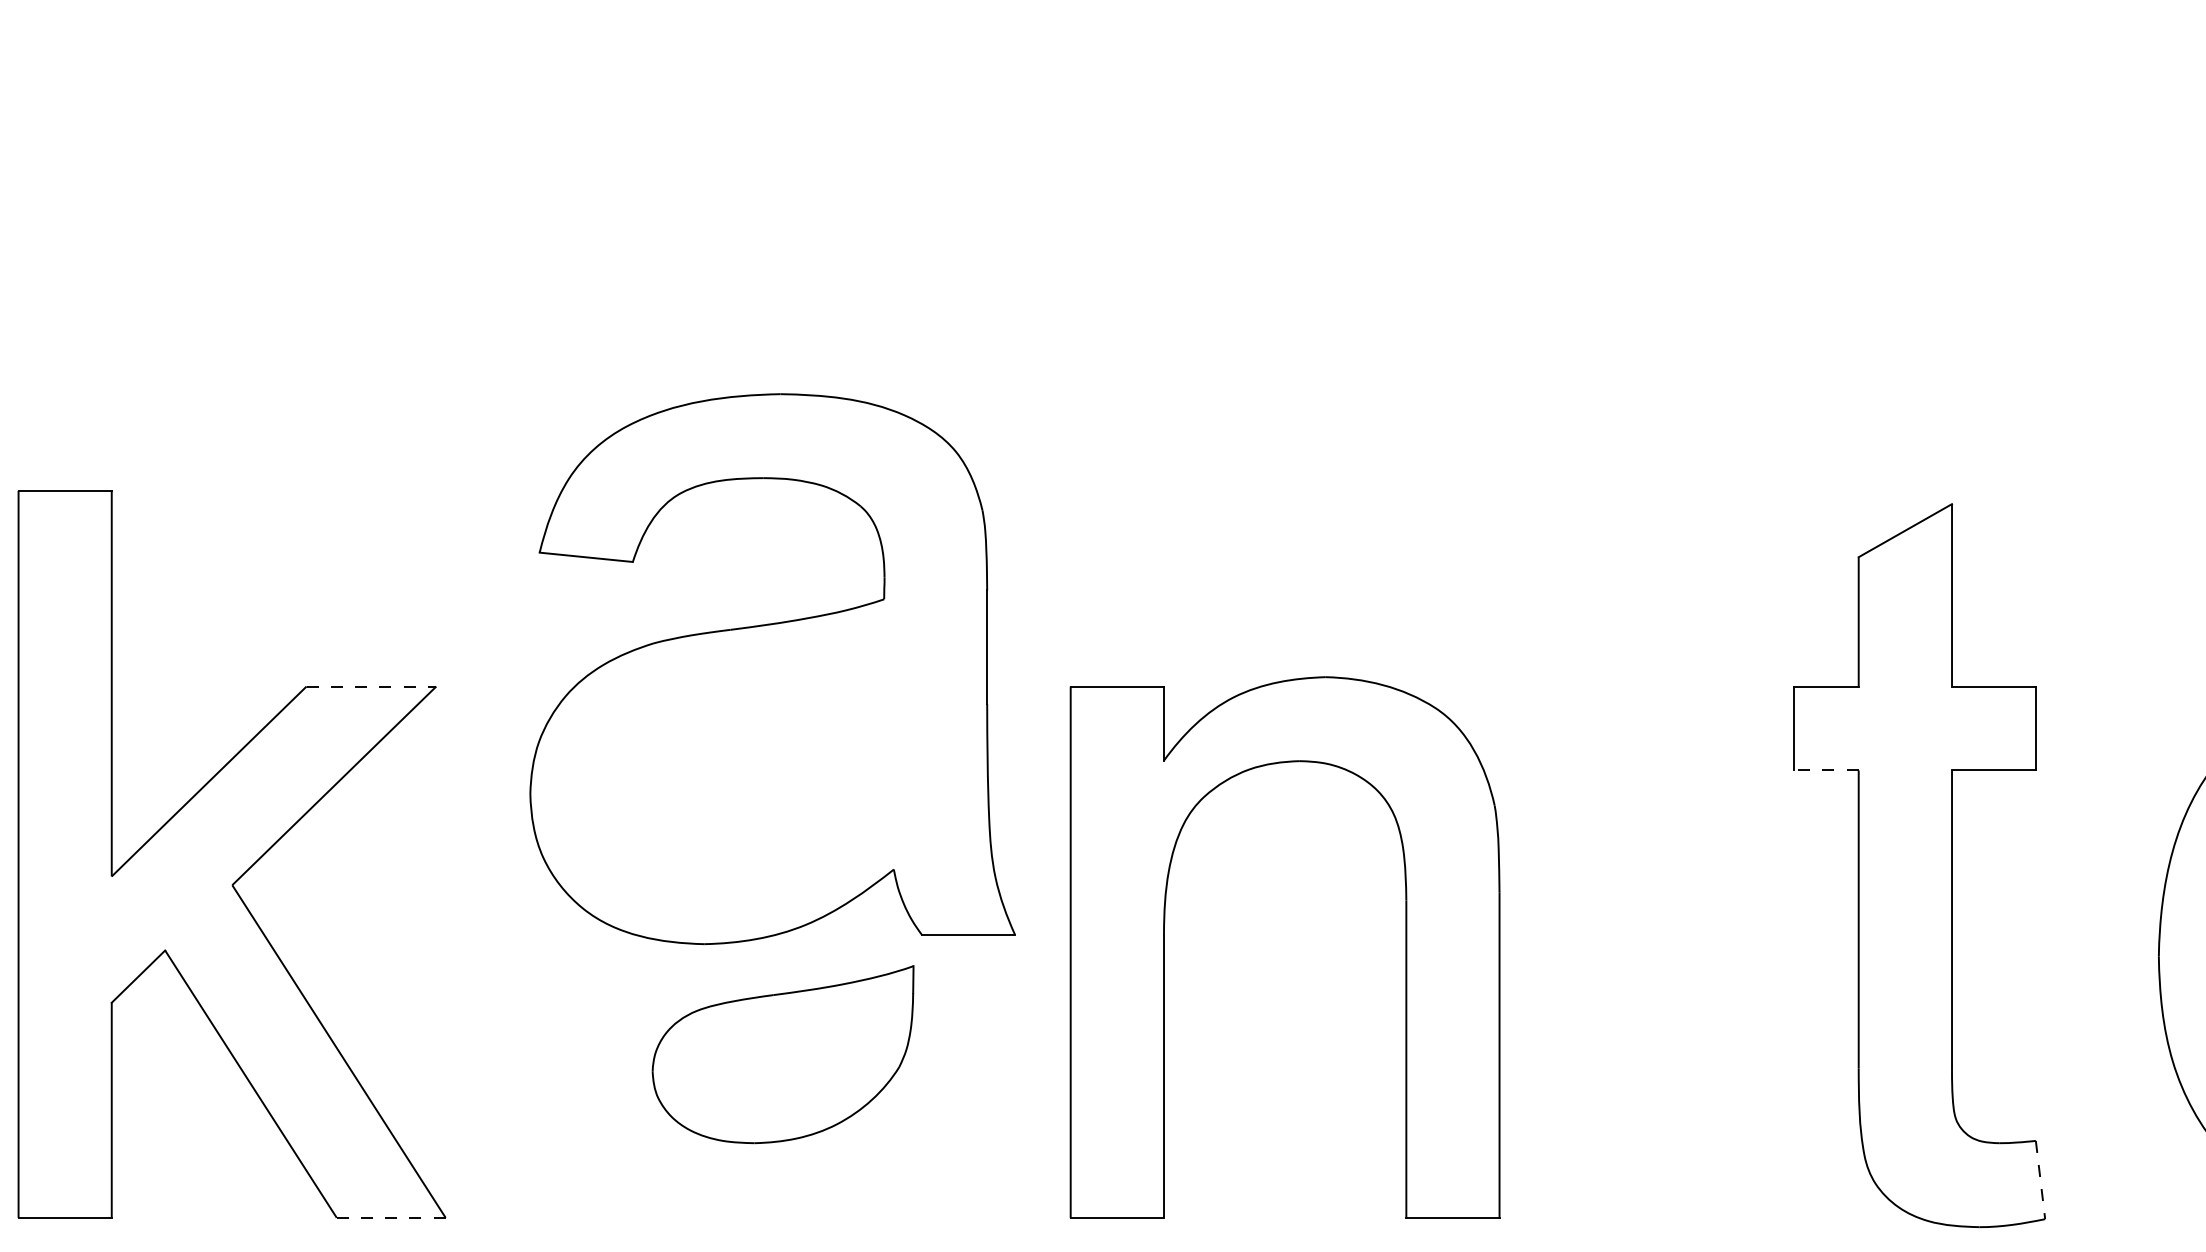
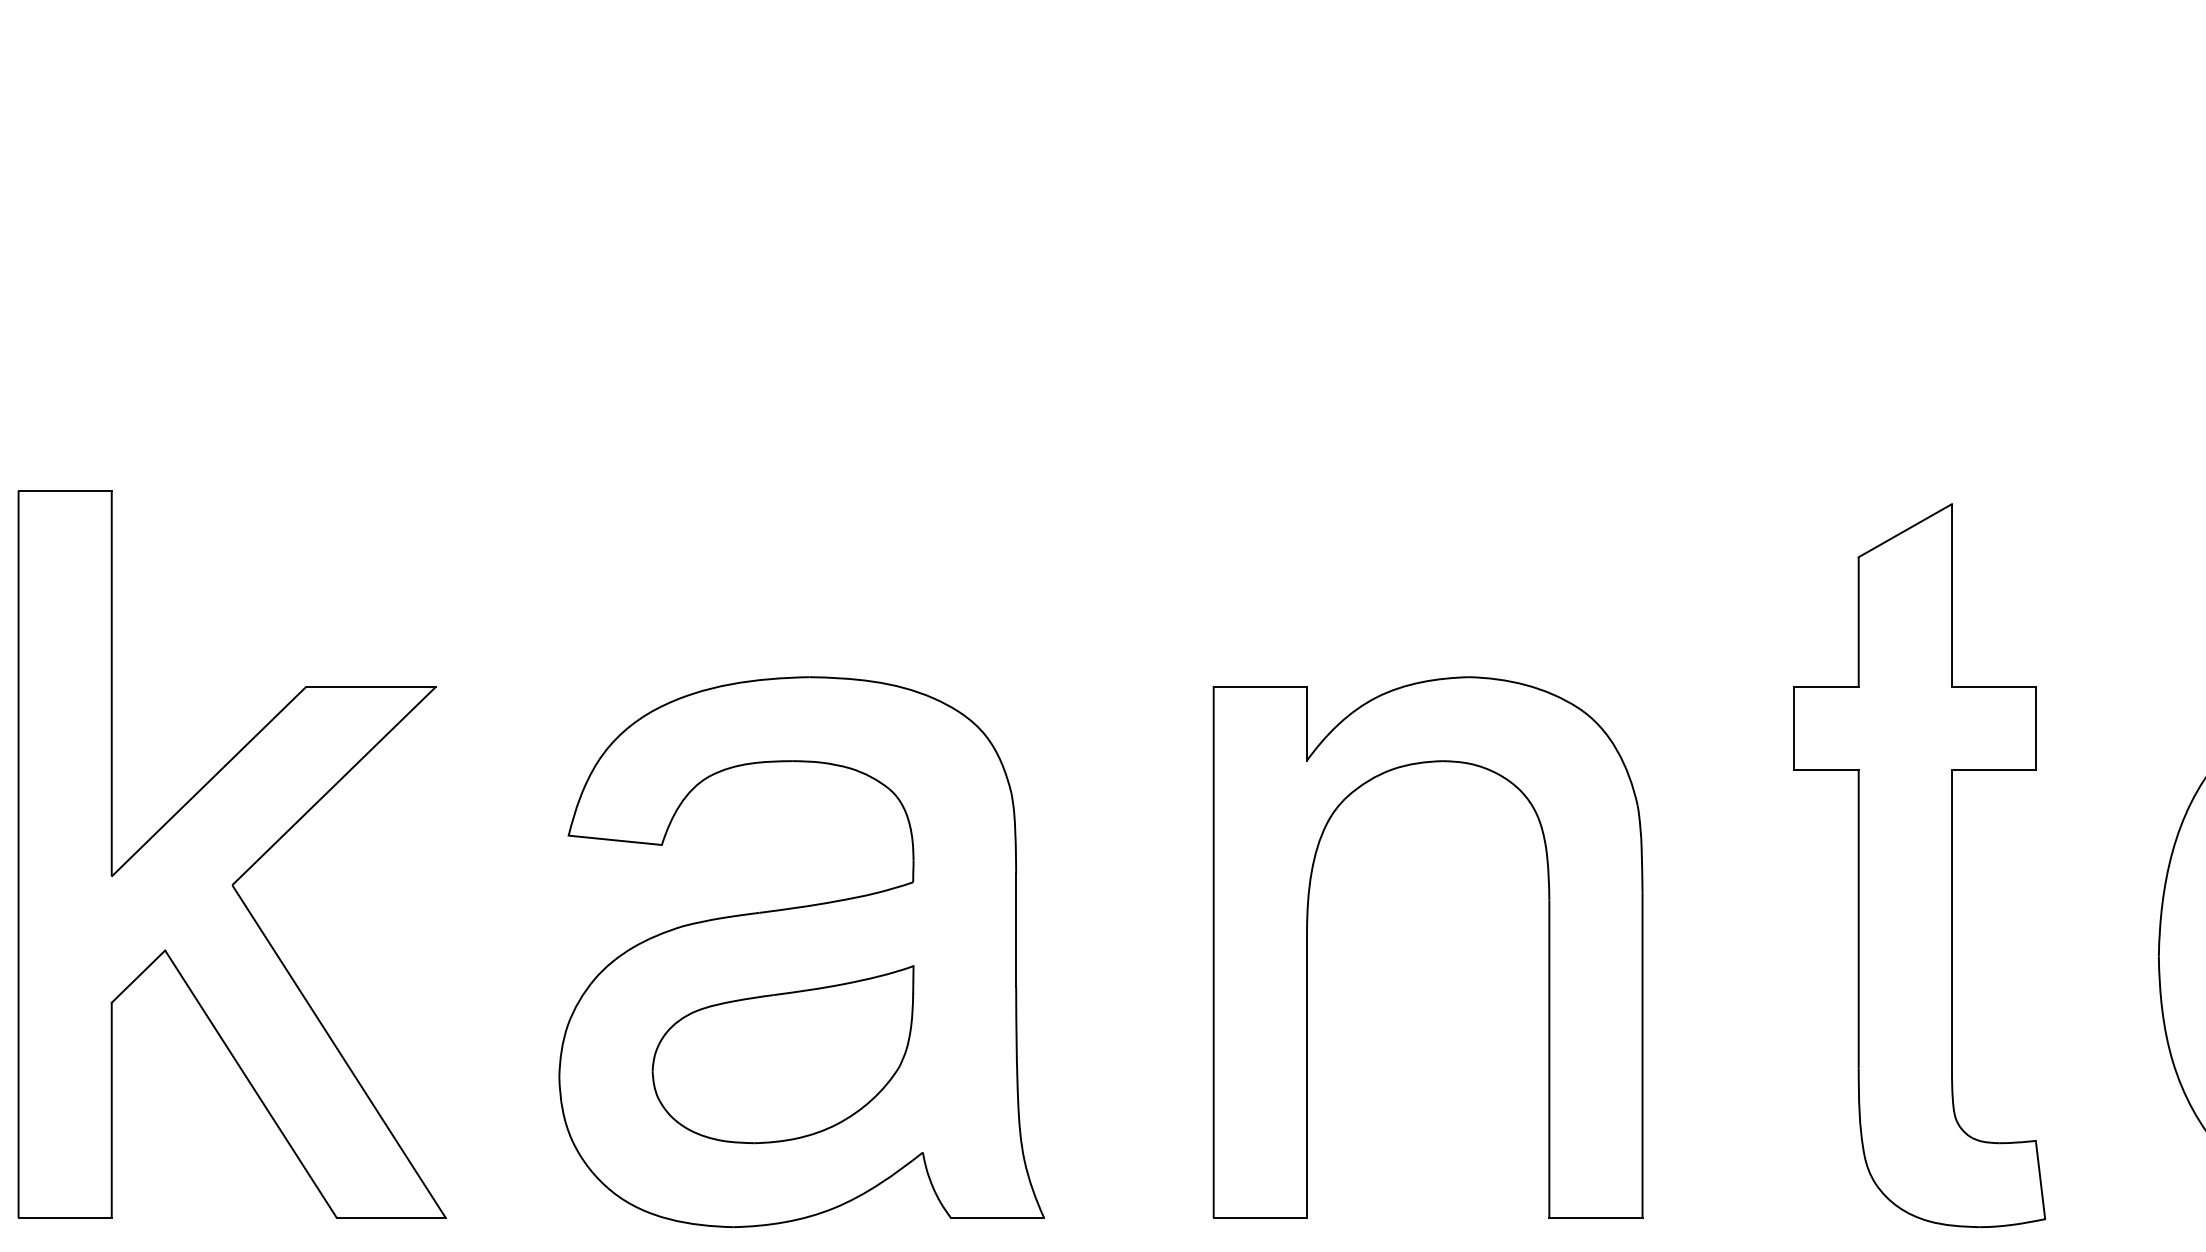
part position: (772, 669) -> (801, 952) (801, 952)
line: dashed -> solid (371, 686)
line: dashed -> solid (1826, 770)
part position: (1164, 947) -> (1307, 947) (1307, 947)
line: dashed -> solid (2040, 1180)
line: dashed -> solid (390, 1217)
